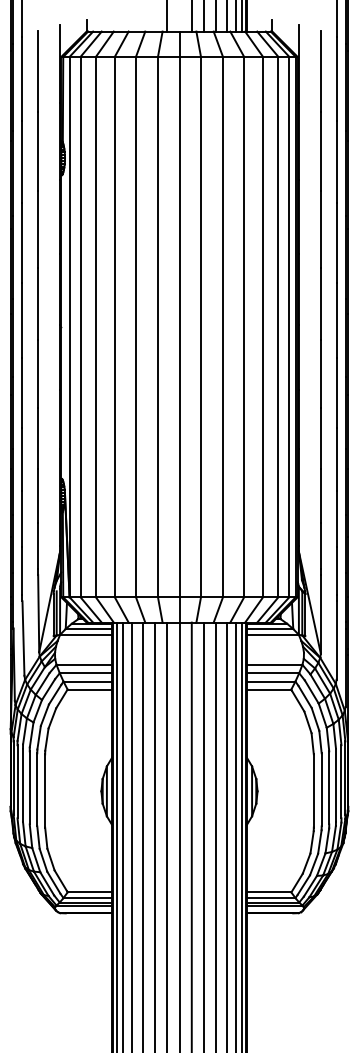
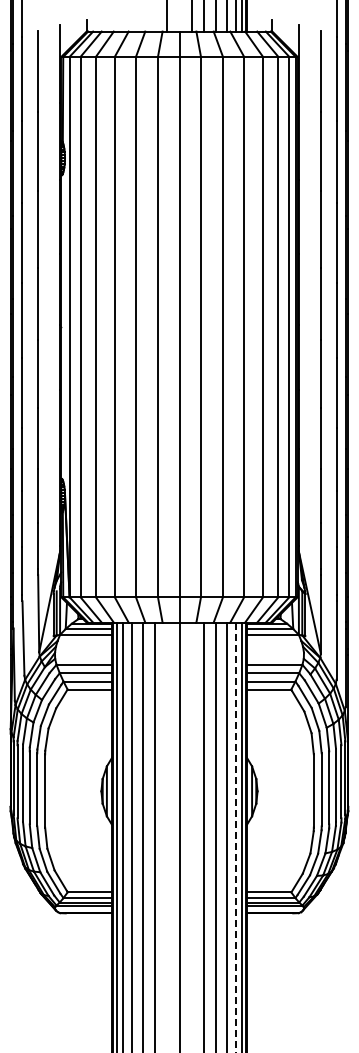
line: present -> none (167, 835)
line: present -> none (191, 835)
line: solid -> dashed (236, 837)
